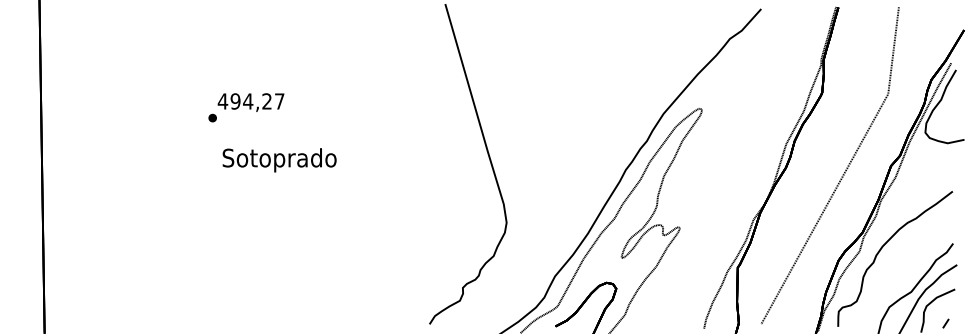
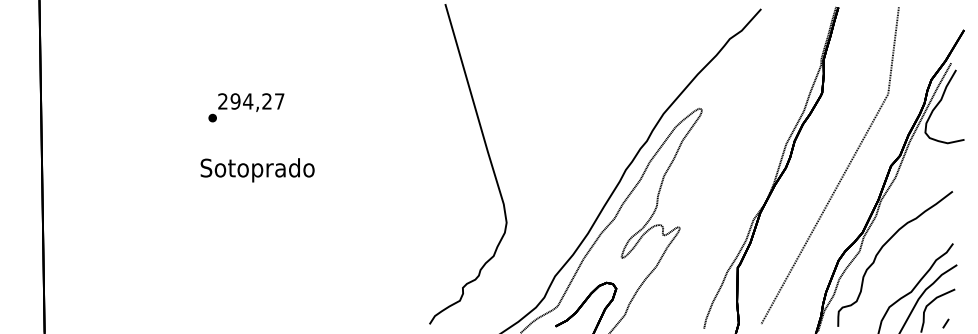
text: 494,27 -> 294,27 (222, 101)
text position: (279, 160) -> (257, 170) (257, 170)
